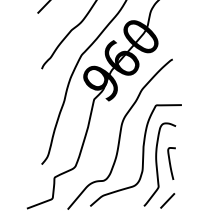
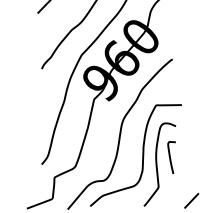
curve position: (170, 163) -> (170, 157) (170, 157)
line position: (167, 200) -> (191, 200) (191, 200)
